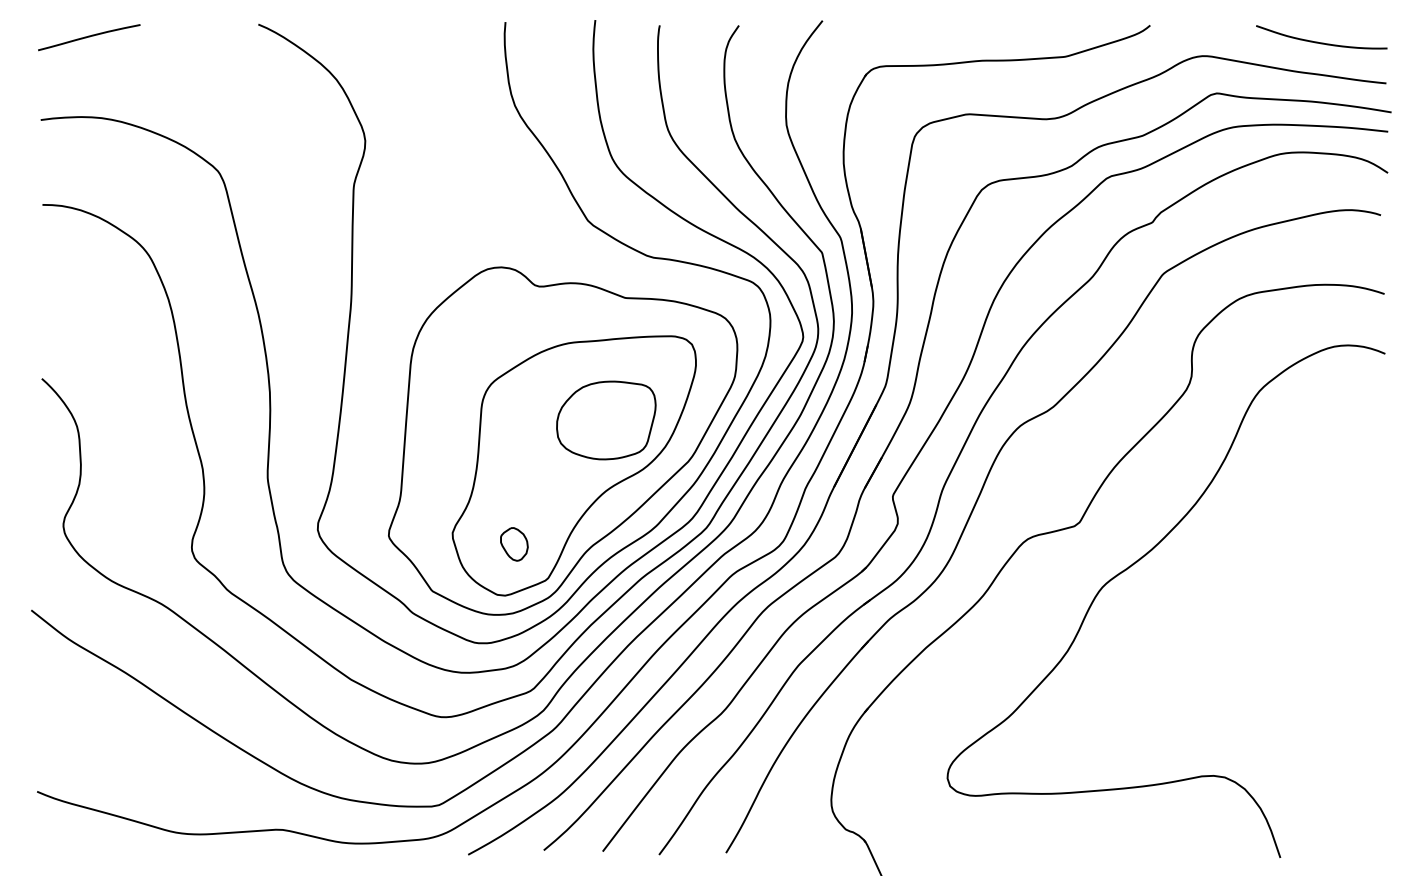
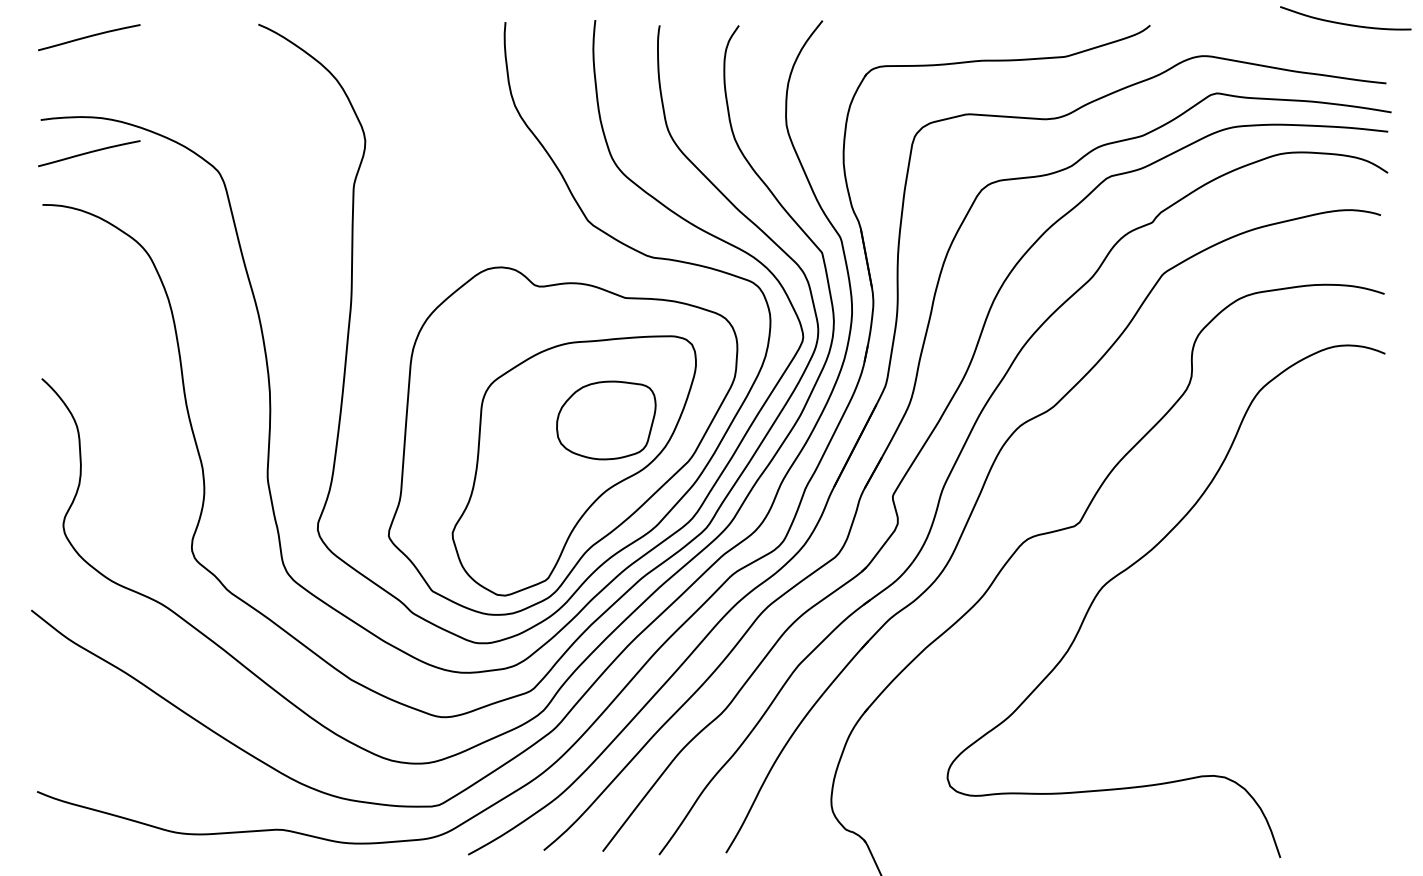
curve position: (1318, 41) -> (1342, 22) (1342, 22)
curve: none -> present (89, 153)
part: present -> none (514, 544)
